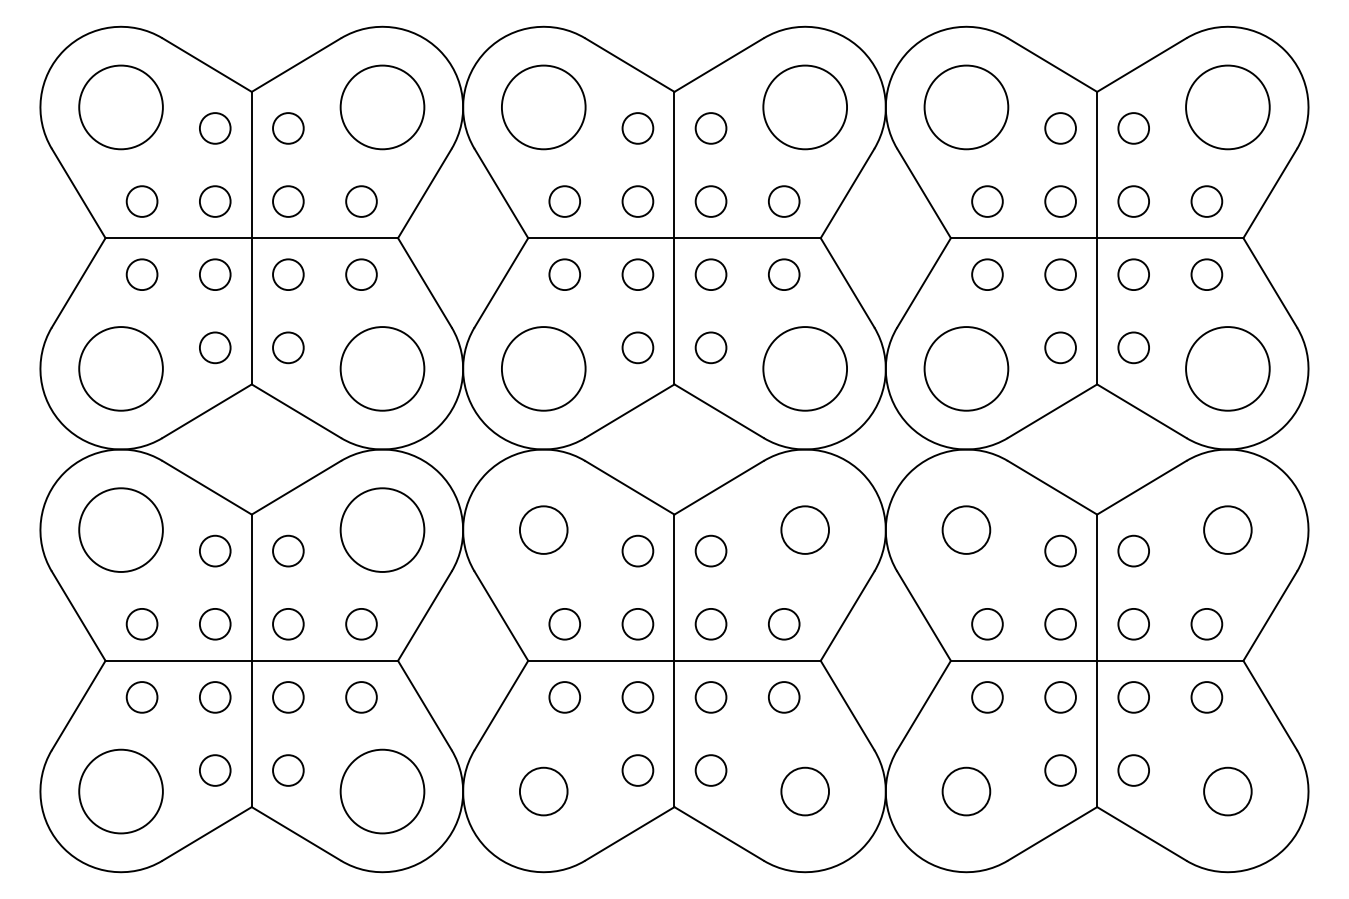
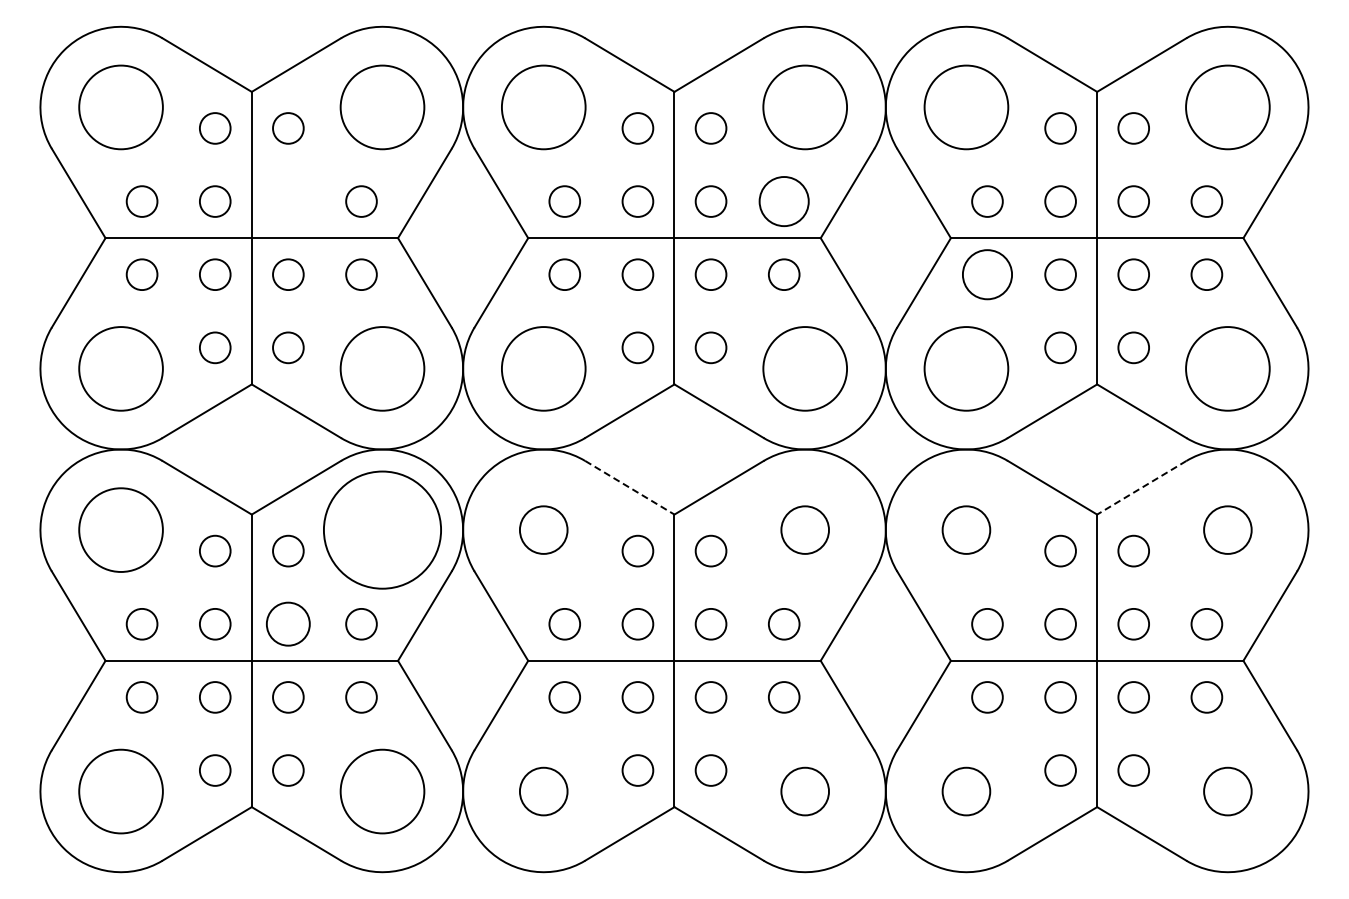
circle: present -> none (288, 201)
circle diameter: 31 px -> 49 px (783, 201)
circle diameter: 31 px -> 49 px (987, 274)
line: solid -> dashed (630, 488)
line: solid -> dashed (1141, 488)
circle diameter: 84 px -> 117 px (382, 529)
circle size: 33x33 px -> 45x46 px (288, 623)
